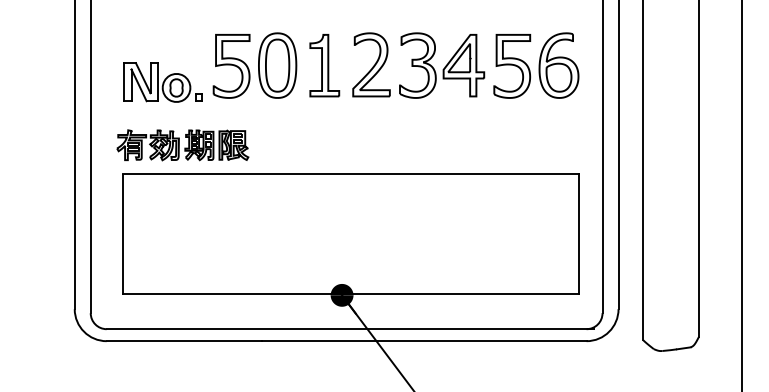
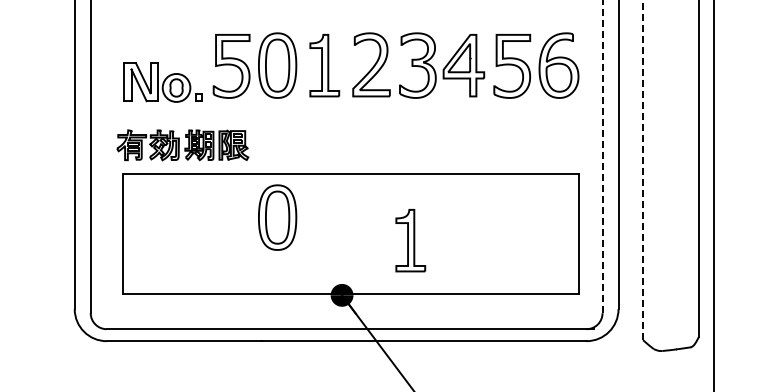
line: solid -> dashed (602, 156)
line: solid -> dashed (643, 170)
line position: (741, 195) -> (713, 195) (713, 195)
part: none -> present (277, 217)
part: none -> present (410, 240)
